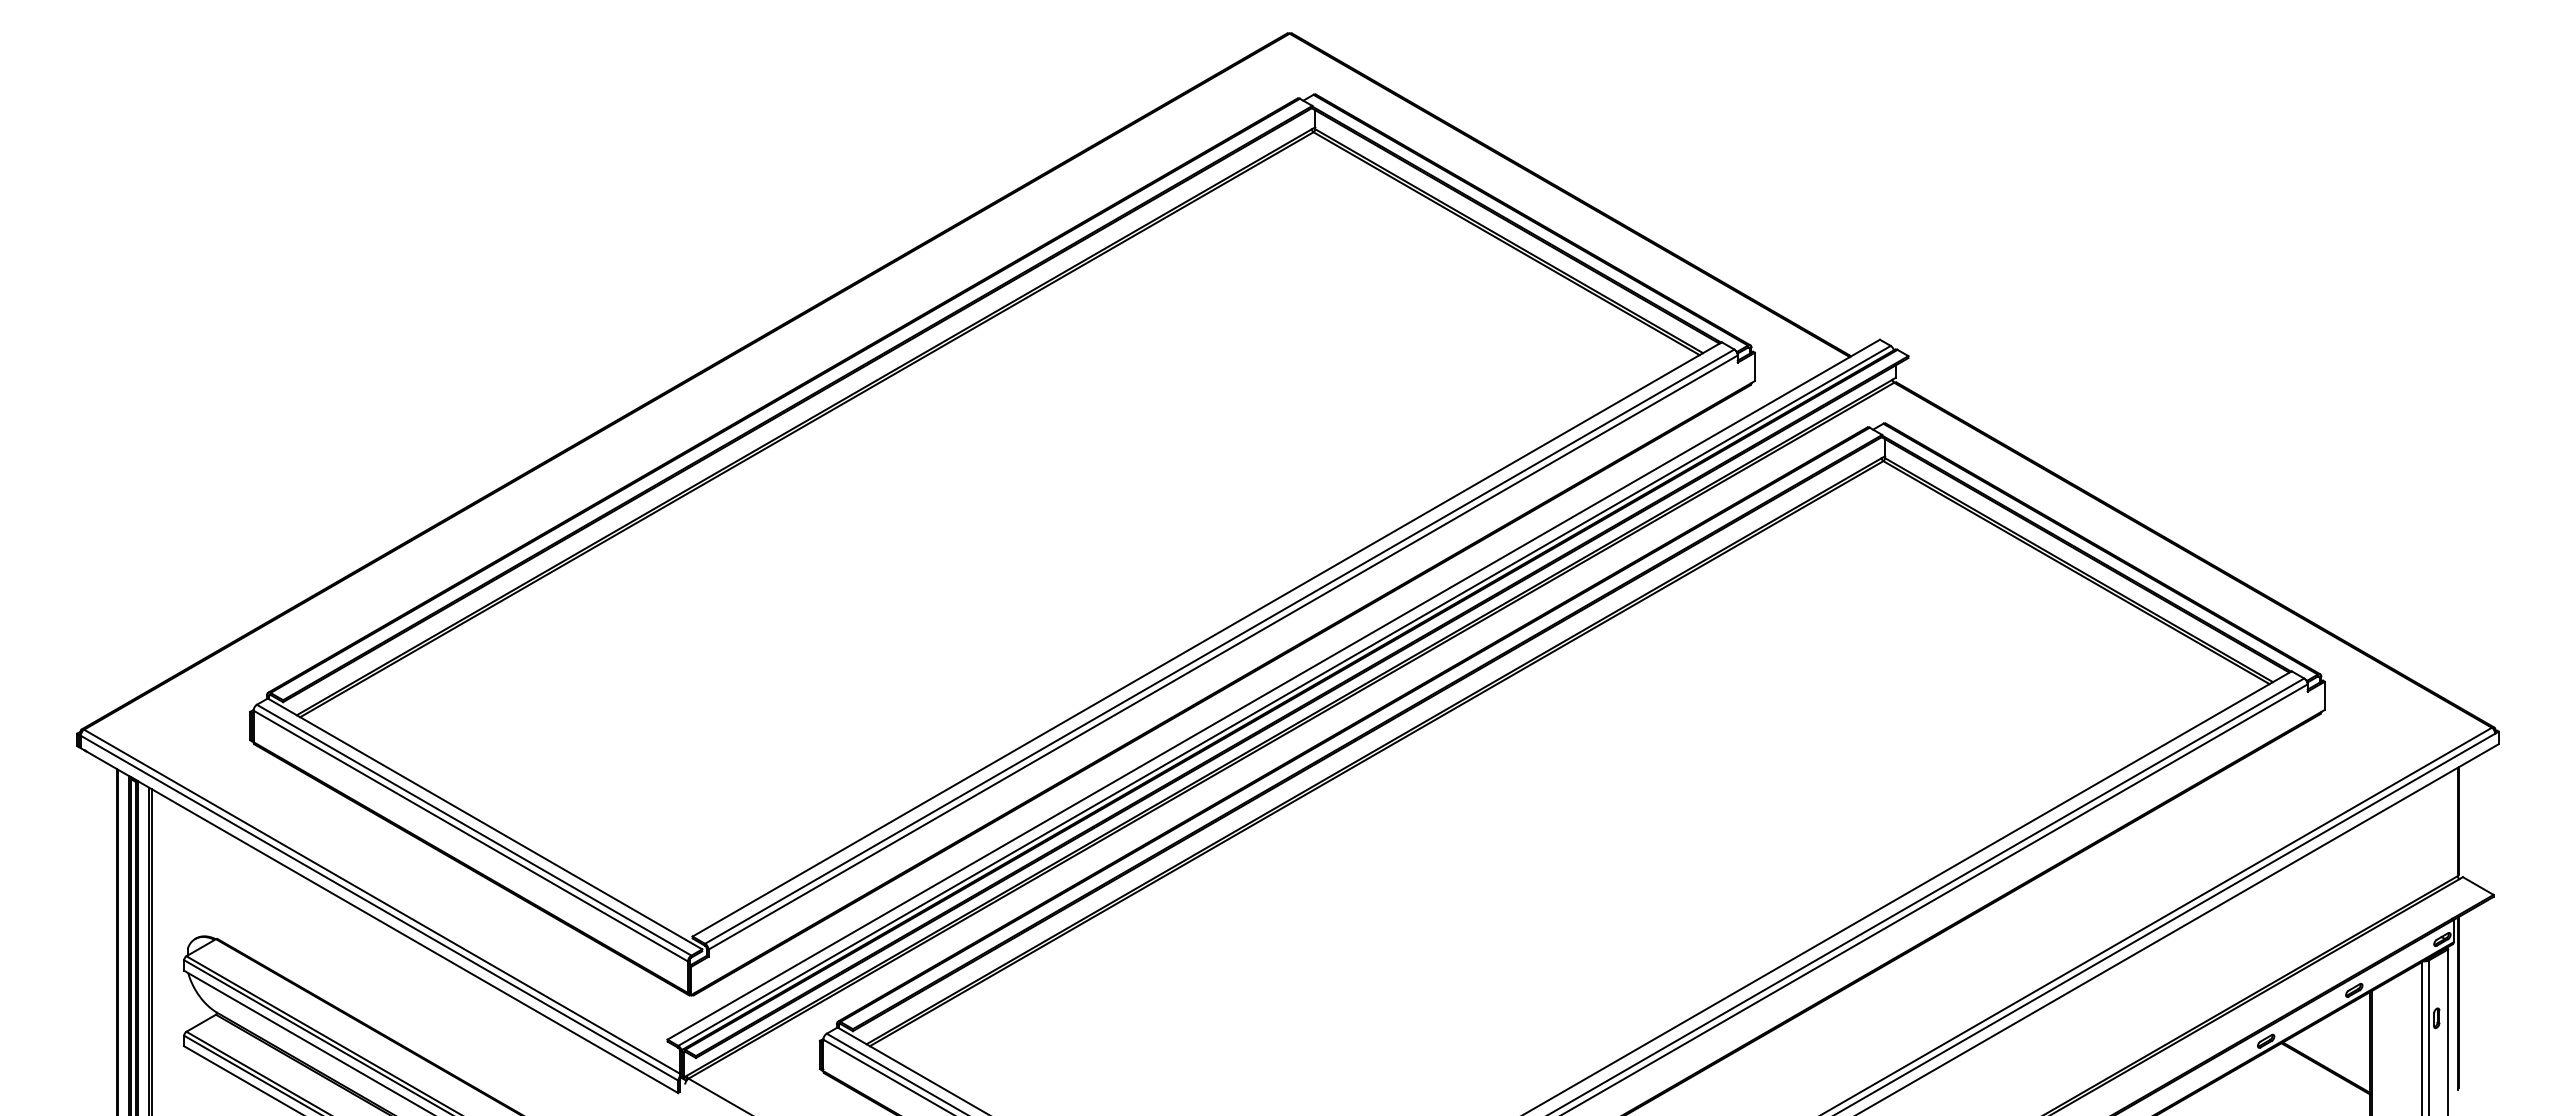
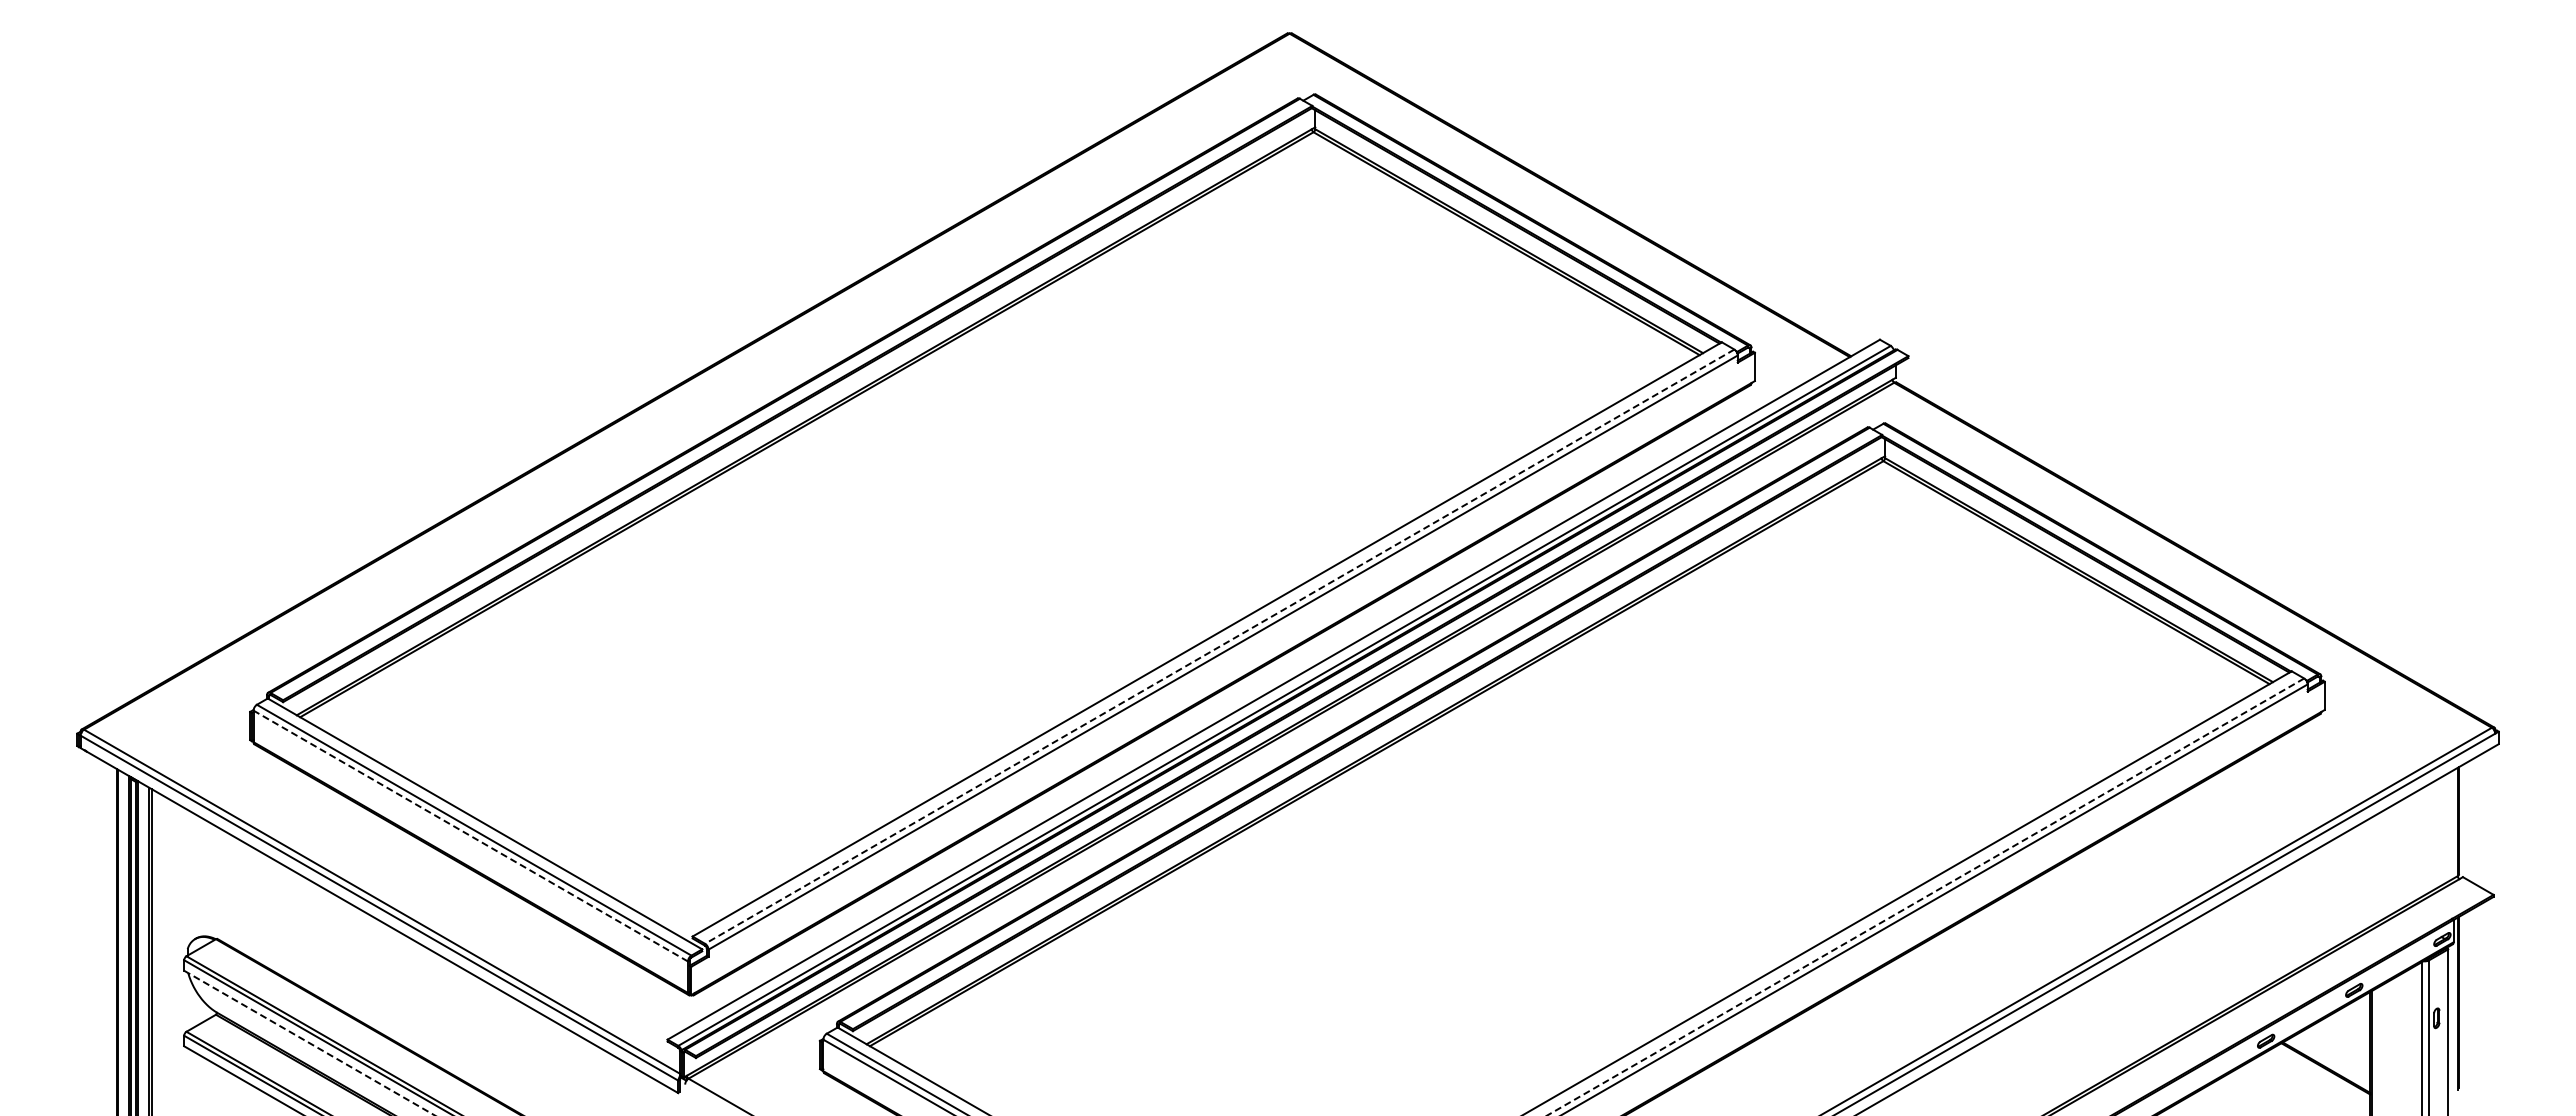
line: solid -> dashed (1219, 646)
line: solid -> dashed (470, 836)
line: solid -> dashed (1925, 897)
line: solid -> dashed (309, 1043)
